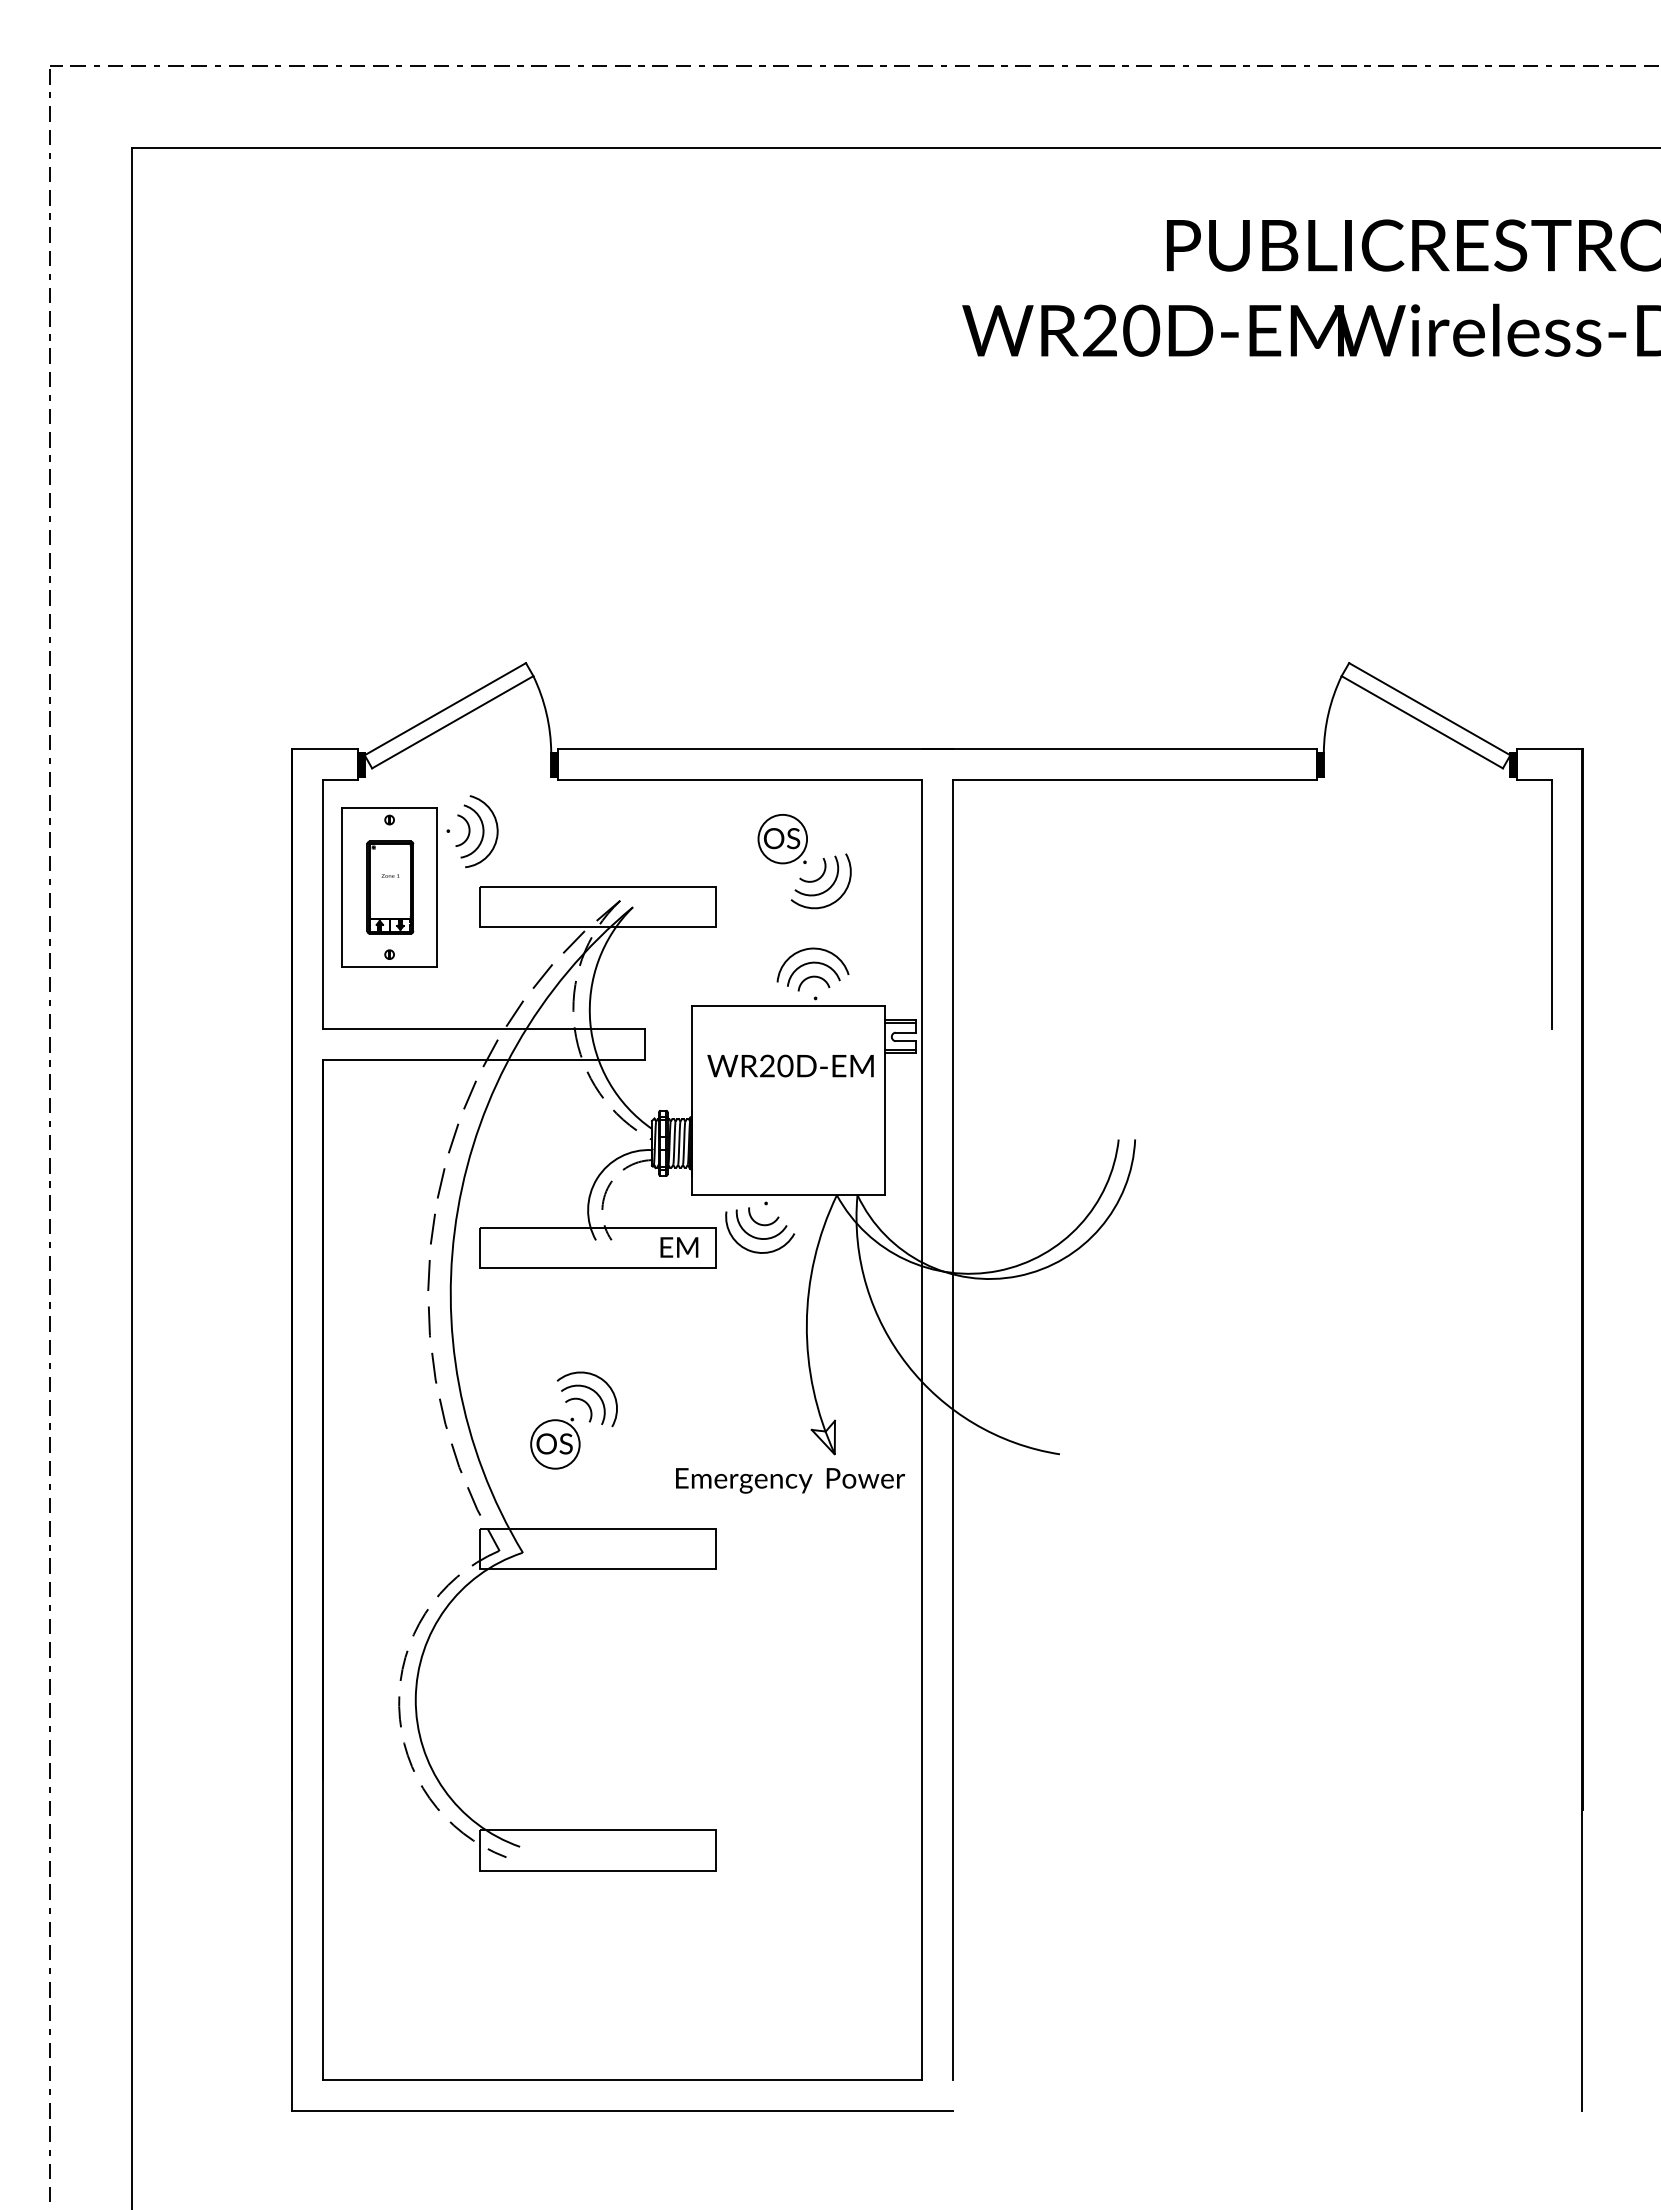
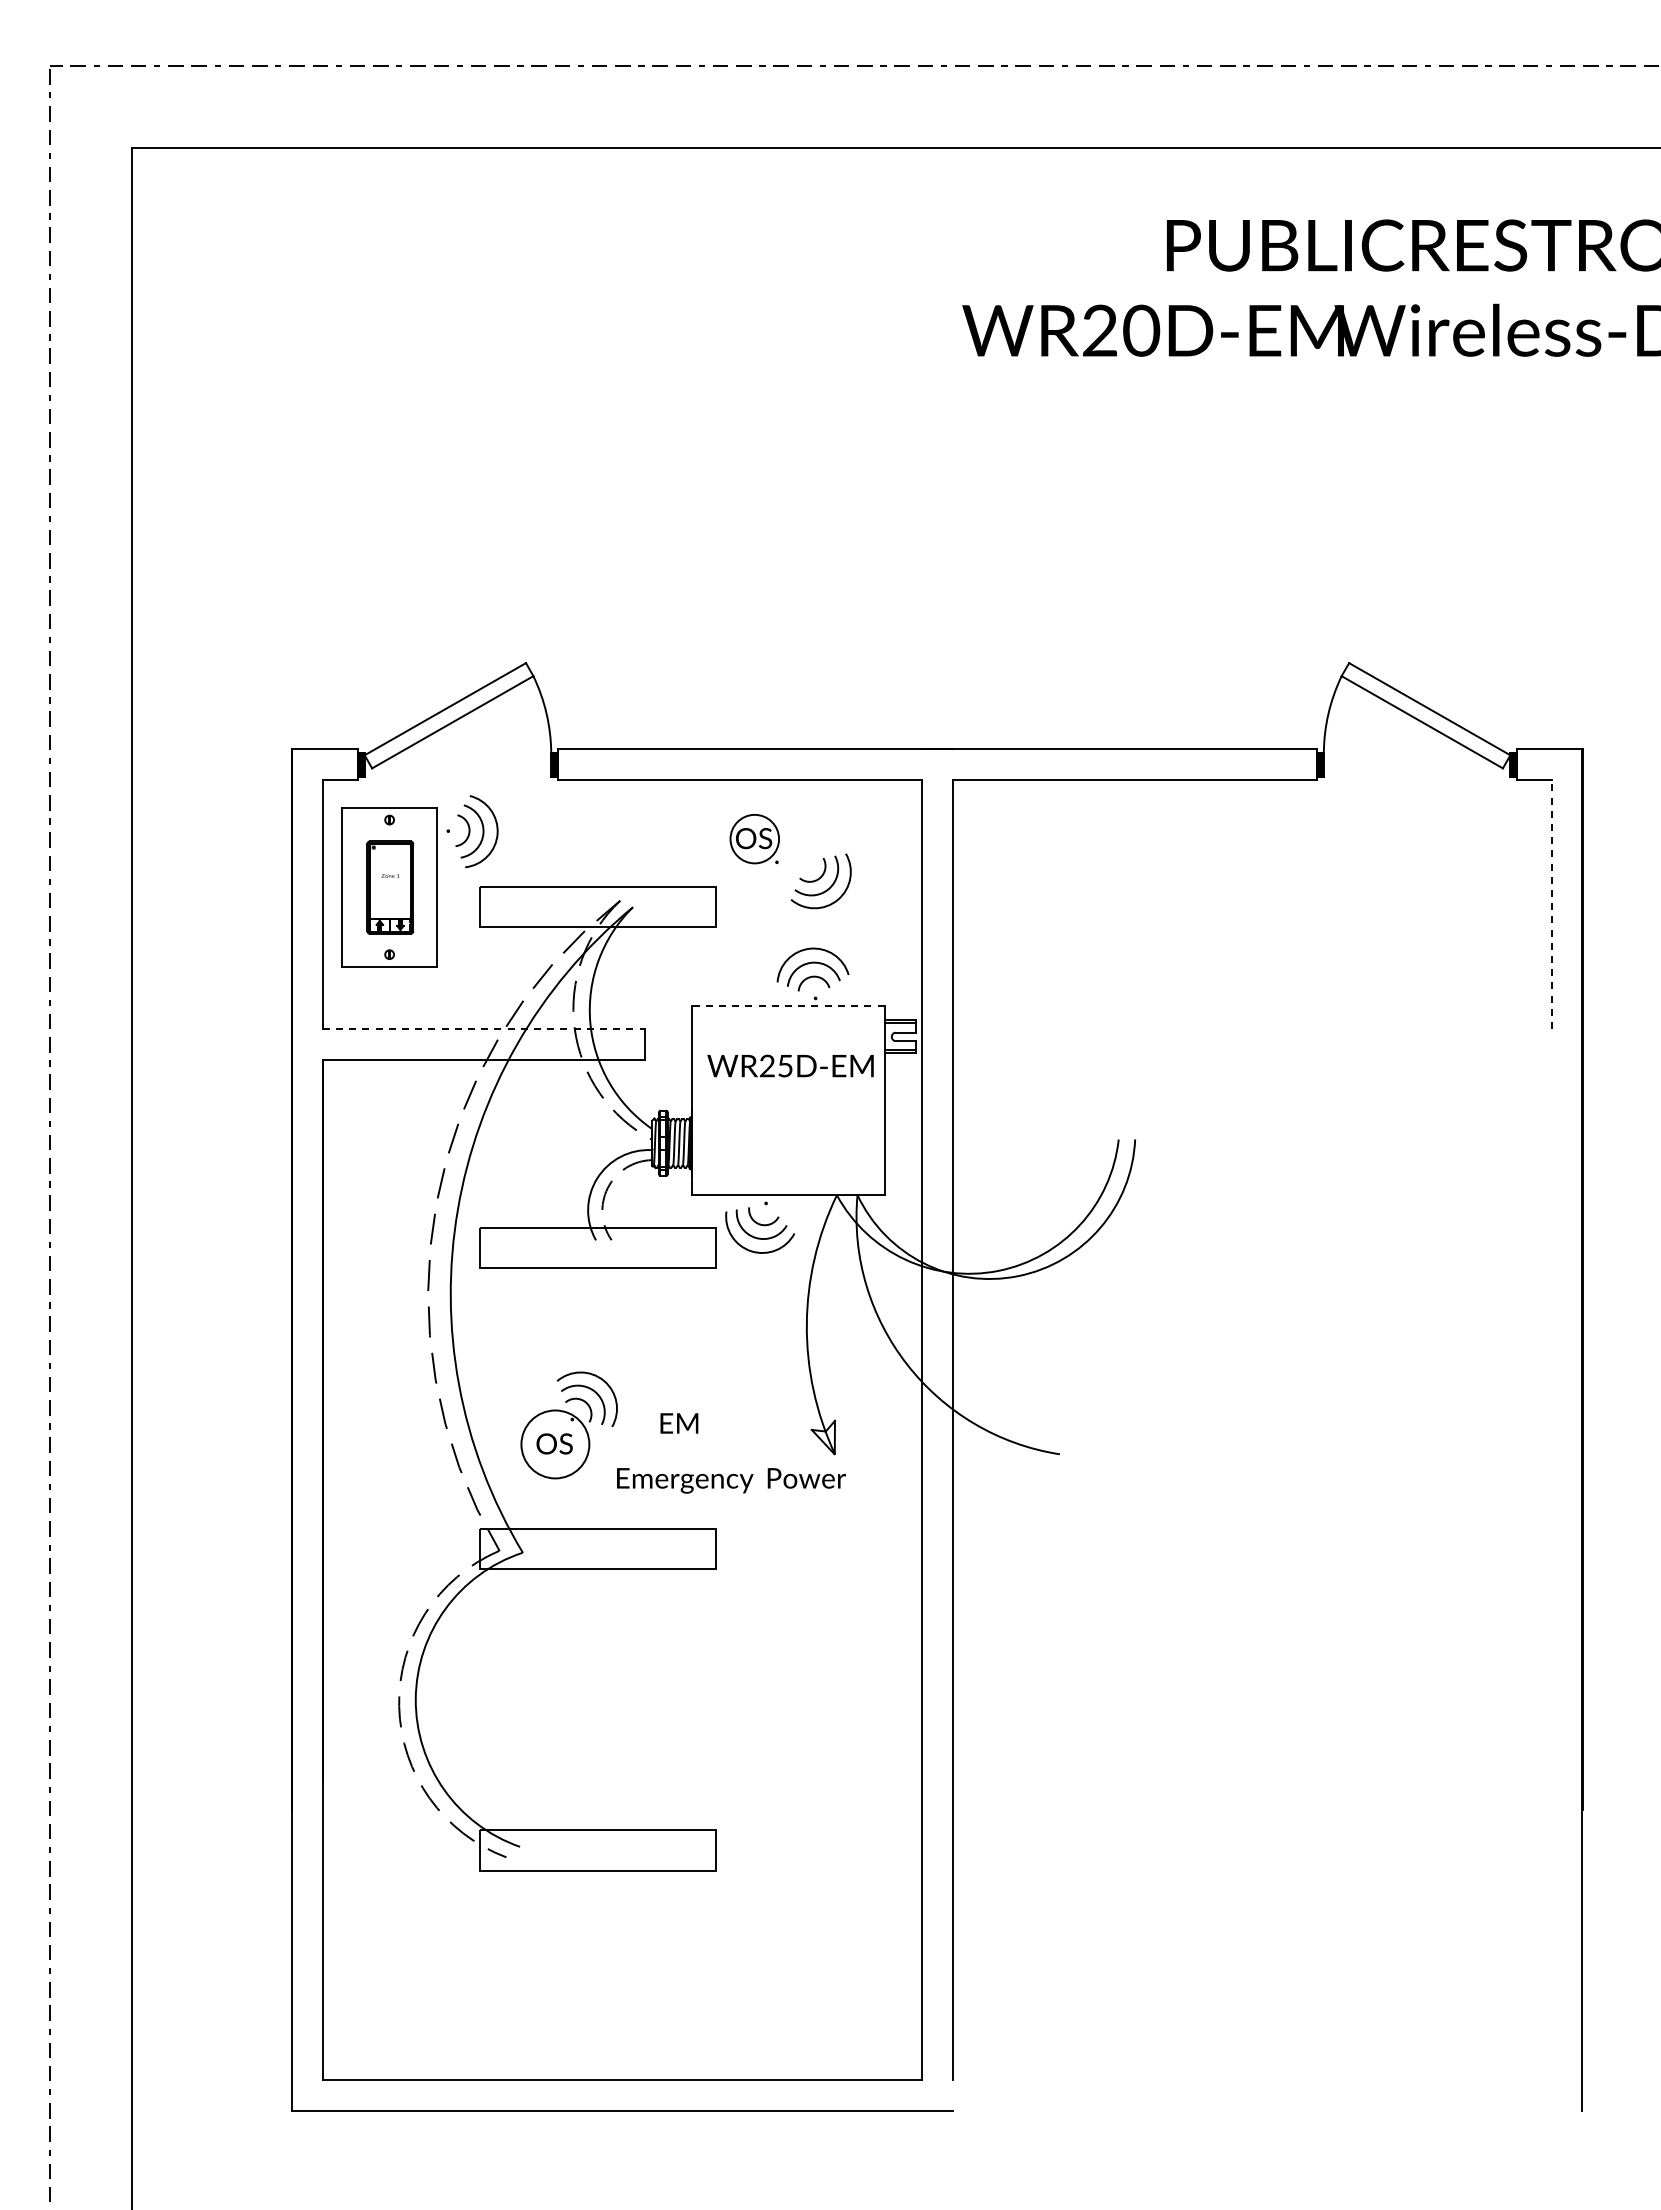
part position: (782, 839) -> (754, 839) (754, 839)
line: solid -> dashed (1551, 904)
line: solid -> dashed (787, 1006)
line: solid -> dashed (484, 1028)
text: WR20D-EM -> WR25D-EM (785, 1065)
text position: (679, 1247) -> (679, 1423) (679, 1423)
circle diameter: 49 px -> 68 px (555, 1444)
text position: (790, 1480) -> (731, 1480) (731, 1480)
